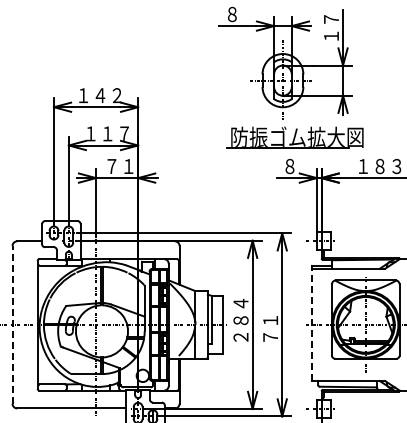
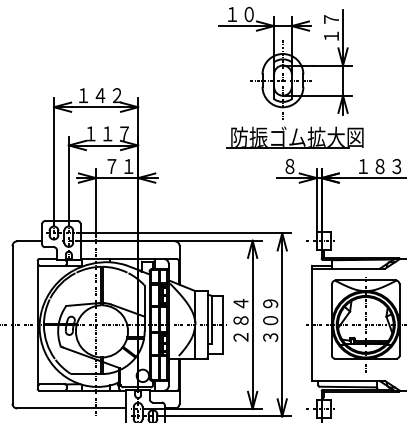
text: ８ -> １０ (240, 14)
text: ７１ -> ３０９ (270, 320)
line: dashed -> solid (311, 322)
line: dashed -> solid (12, 324)
